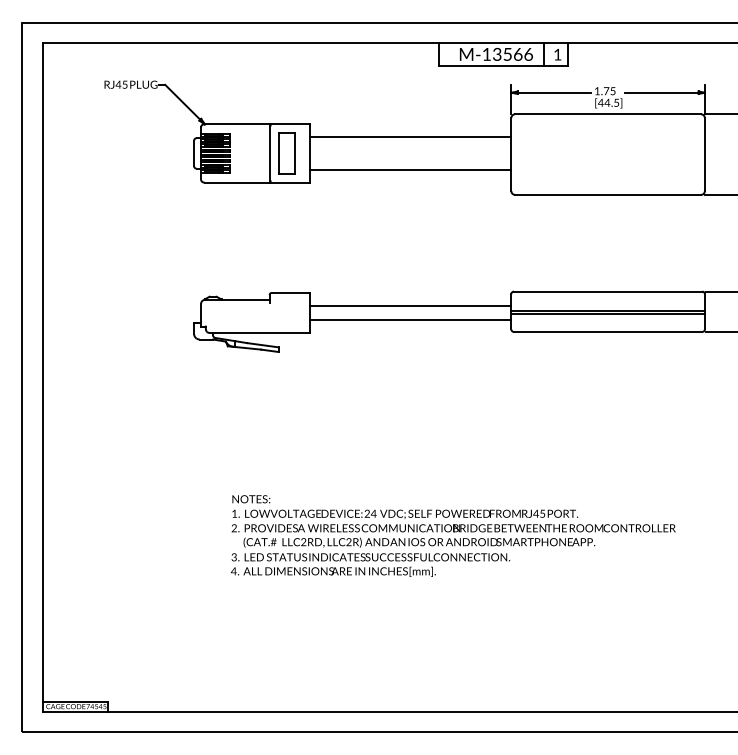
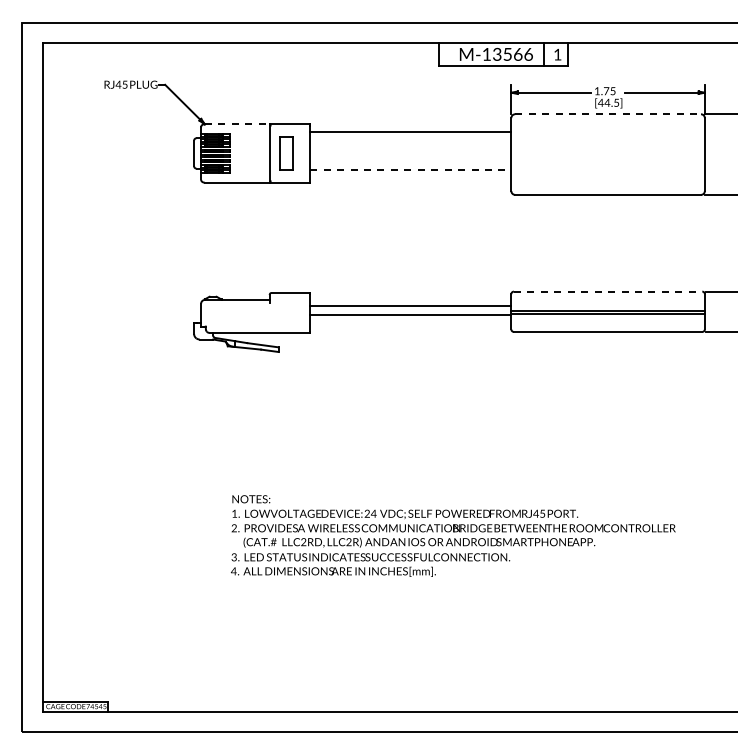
line: solid -> dashed (608, 114)
line: solid -> dashed (237, 124)
line position: (410, 137) -> (410, 132) (410, 132)
part size: 18x43 px -> 15x35 px (286, 153)
line: solid -> dashed (410, 169)
line: solid -> dashed (608, 291)
line position: (410, 319) -> (410, 314) (410, 314)
